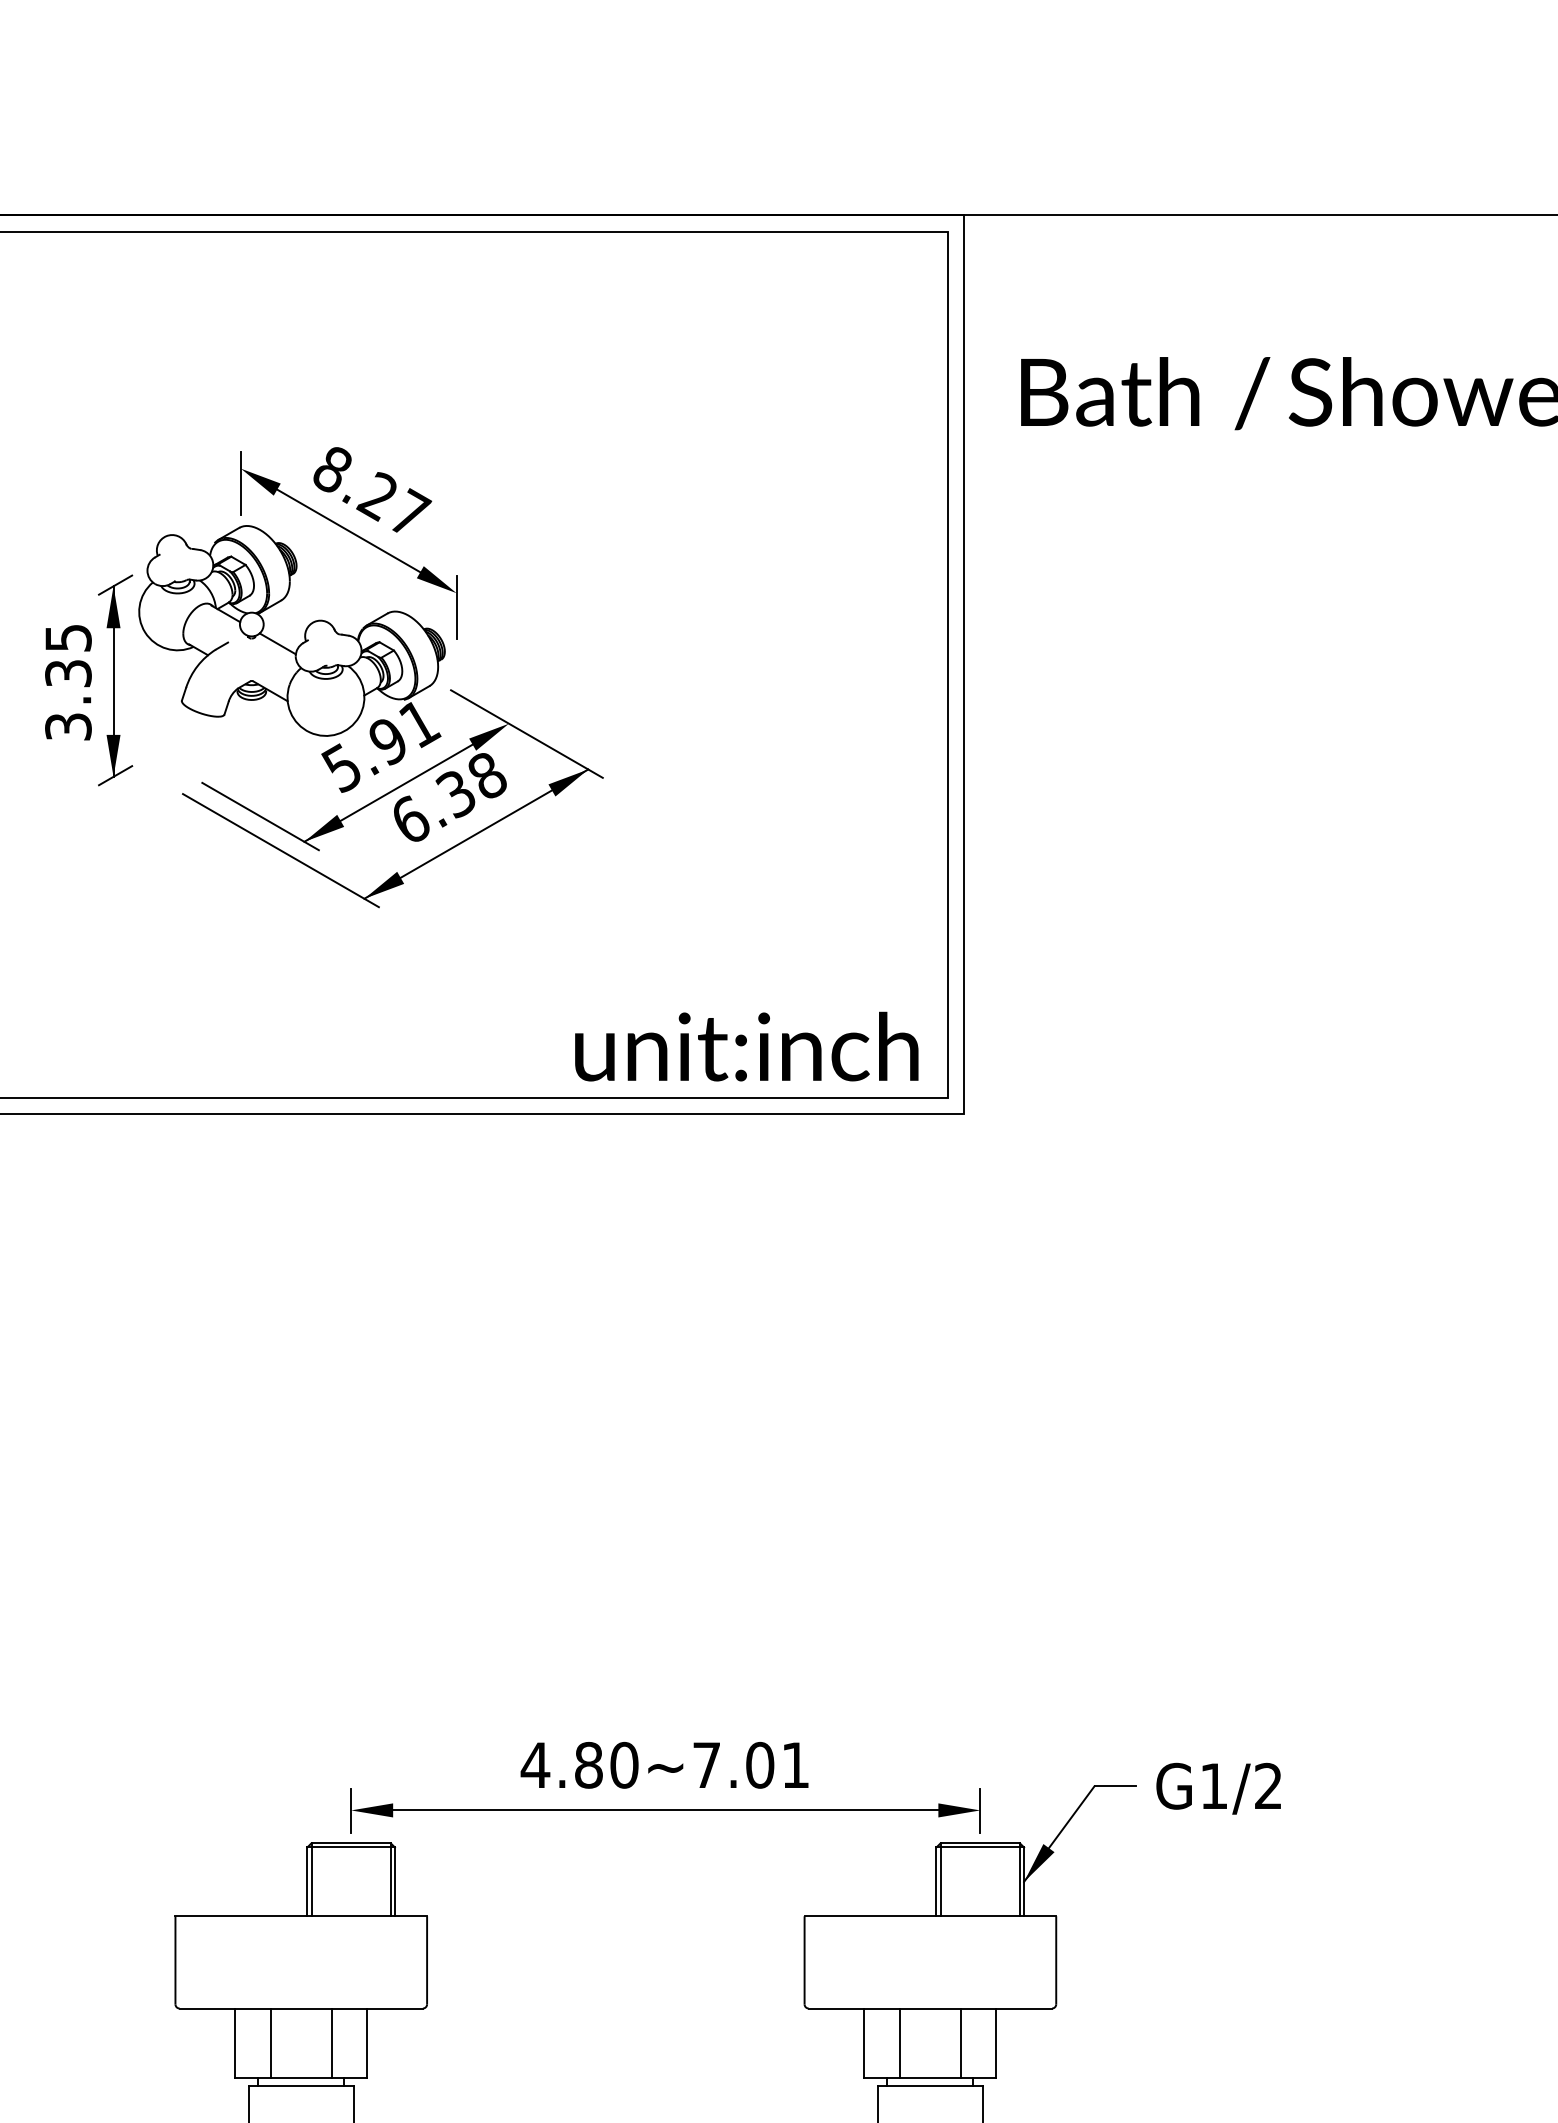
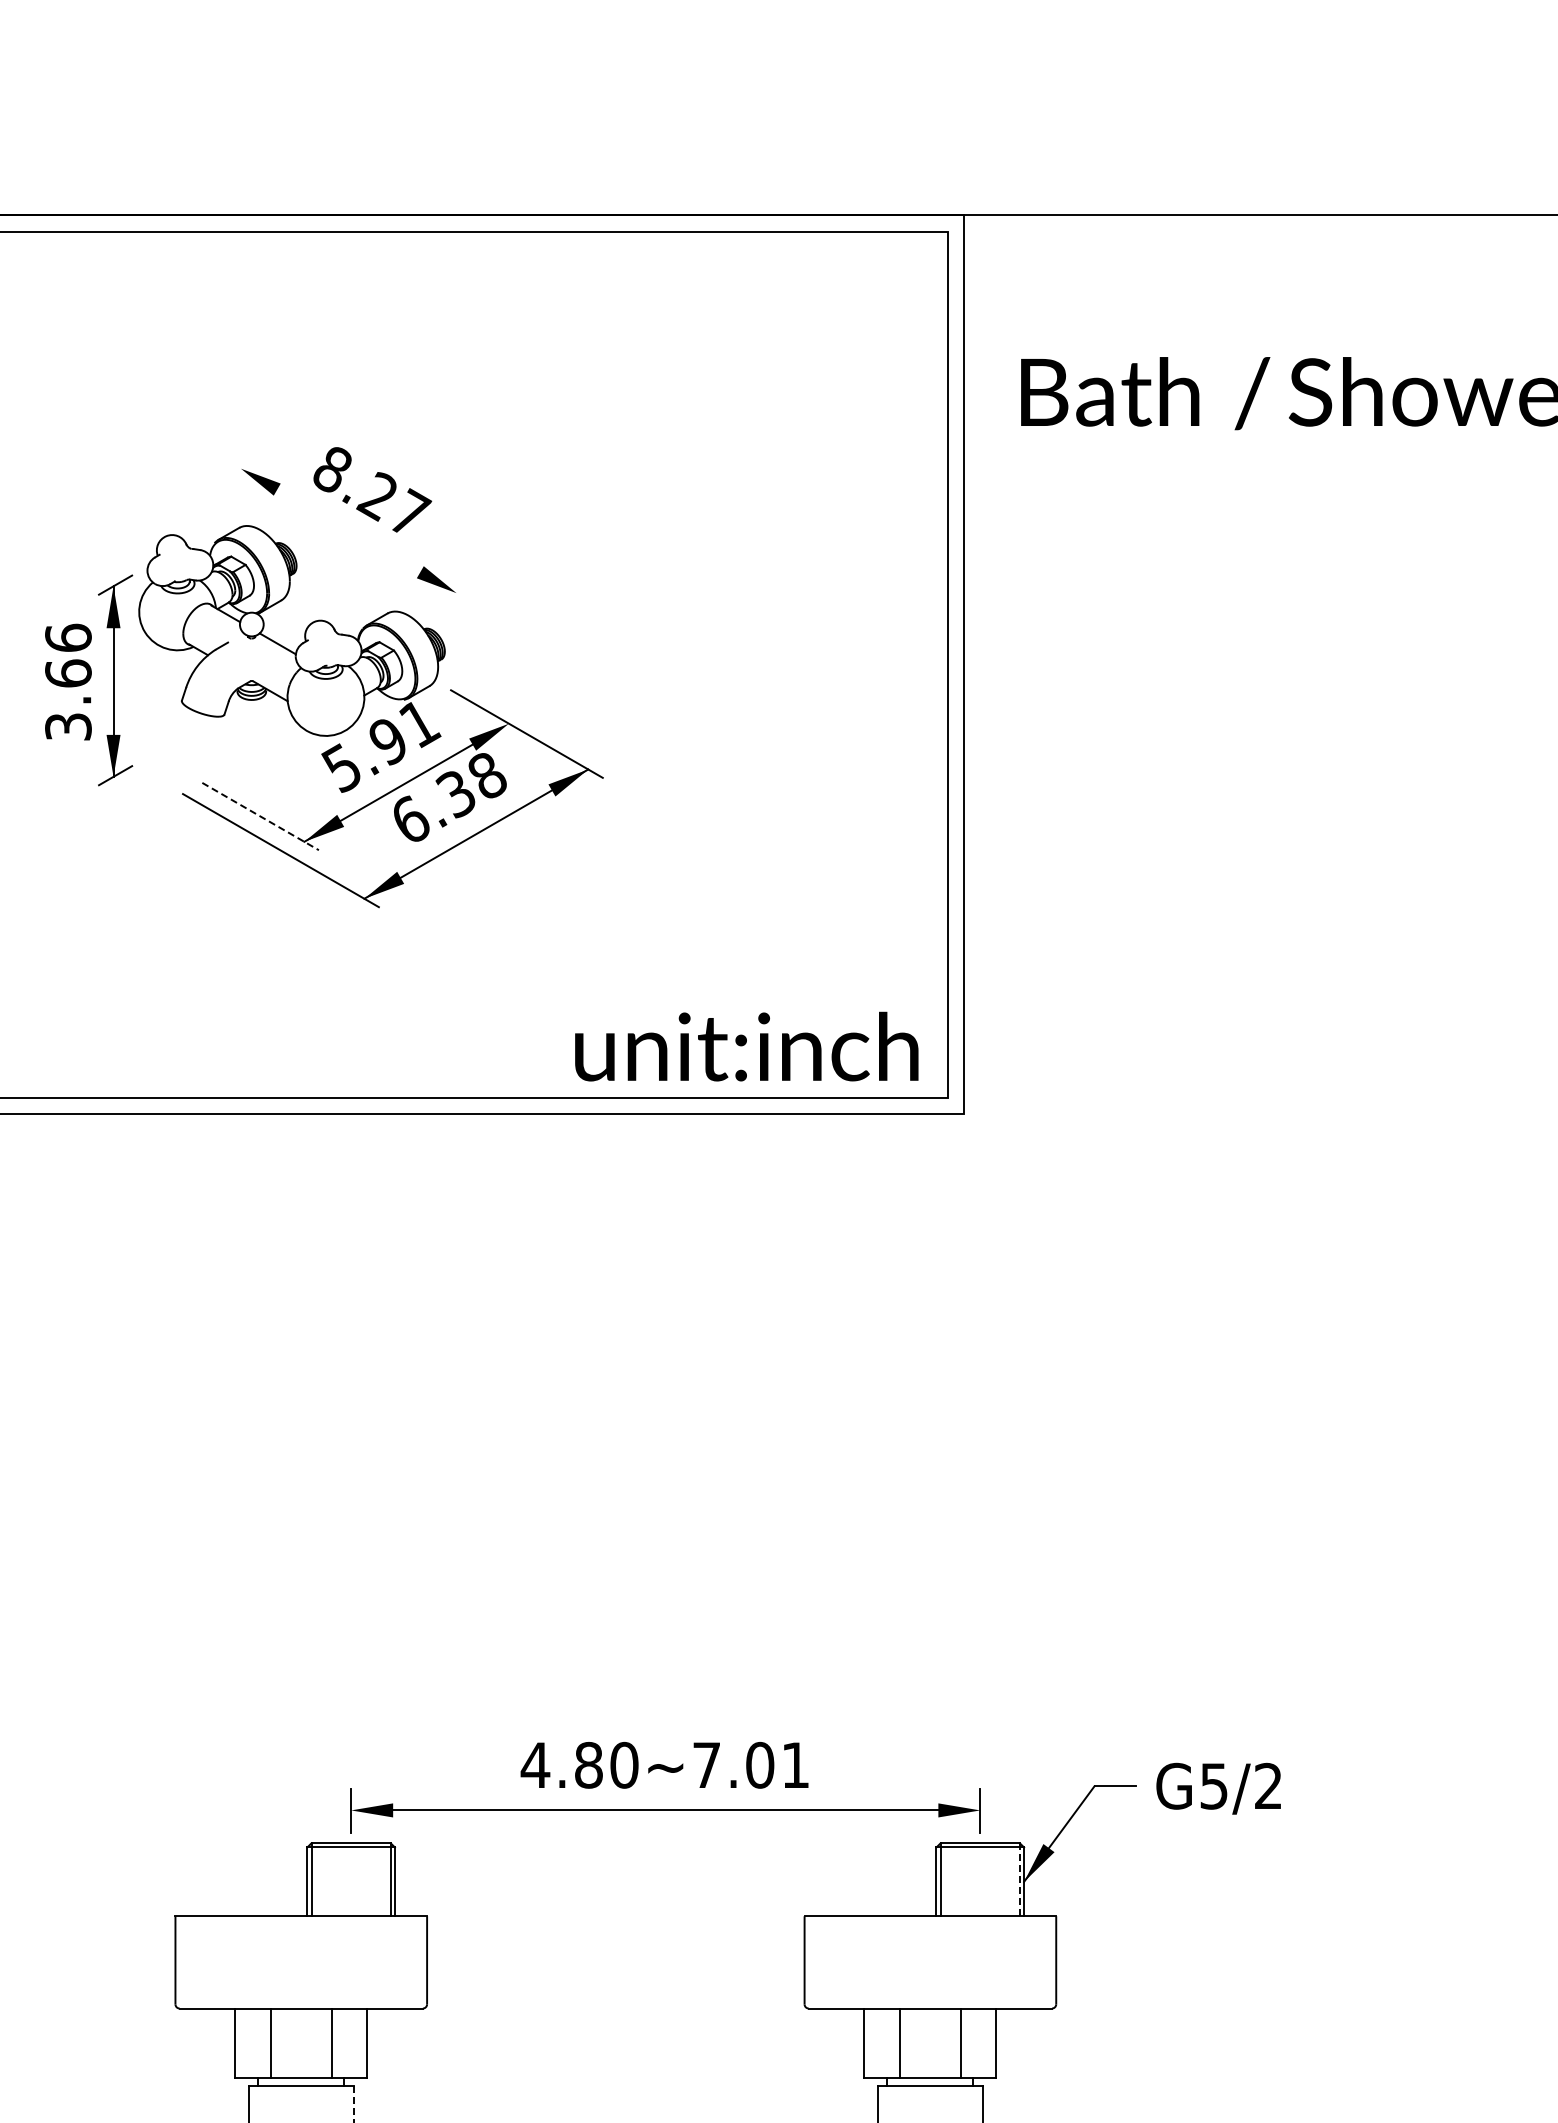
line: present -> none (240, 482)
line: present -> none (348, 530)
line: present -> none (456, 607)
text: 3.35 -> 3.66 (68, 655)
line: solid -> dashed (261, 816)
text: G1/2 -> G5/2 (1213, 1786)
line: solid -> dashed (1019, 1879)
line: solid -> dashed (353, 2104)
